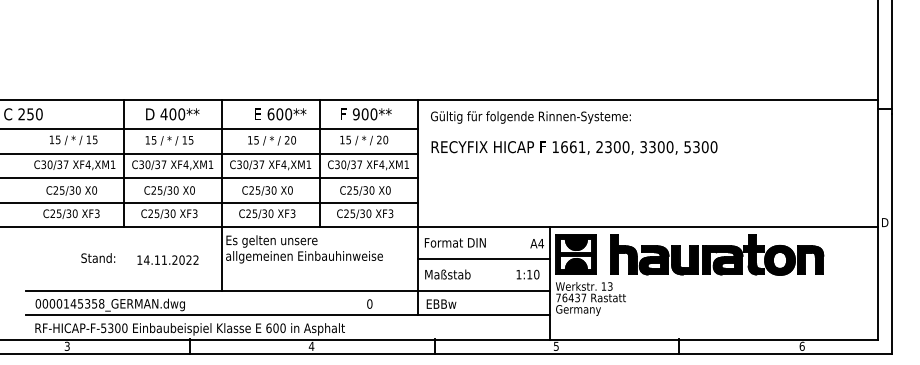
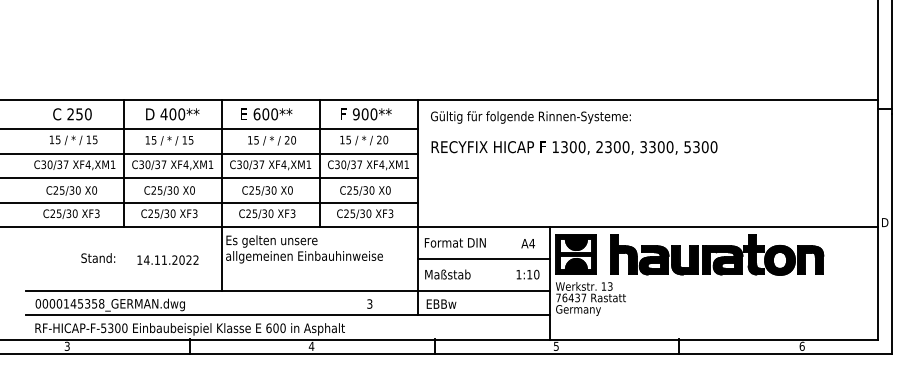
text position: (23, 114) -> (72, 114) (72, 114)
text position: (280, 114) -> (266, 114) (266, 114)
text: 1661, -> 1300, (573, 147)
text position: (536, 243) -> (527, 243) (527, 243)
text: 0 -> 3 (369, 303)
